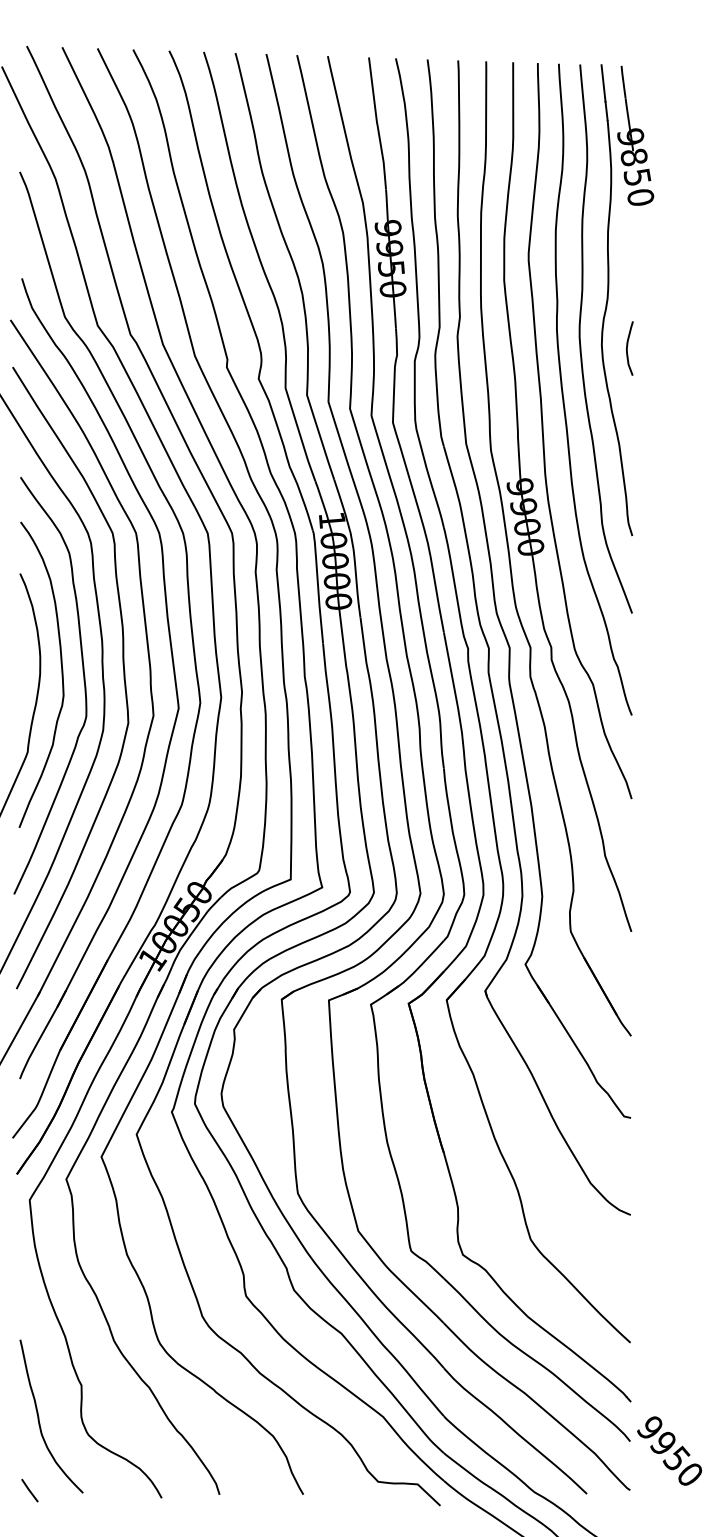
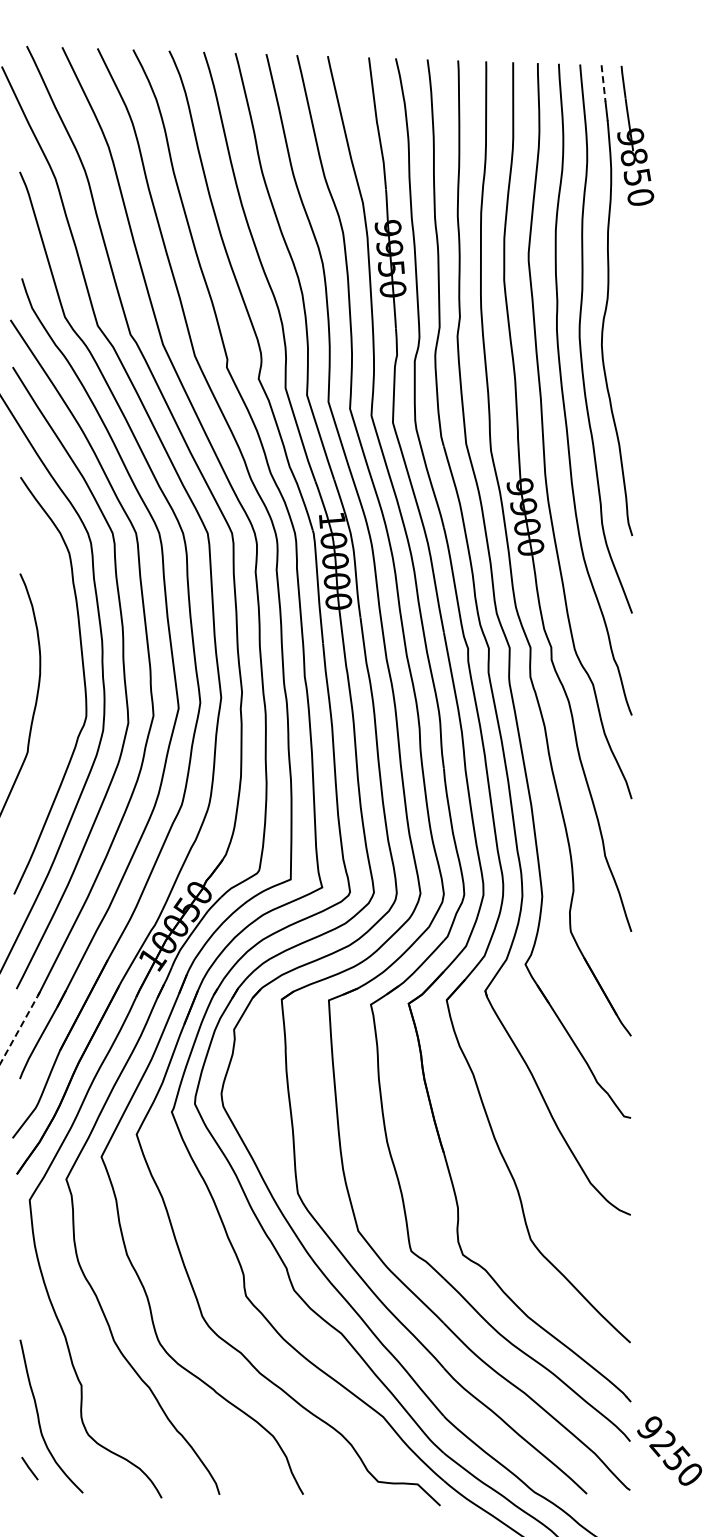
line: solid -> dashed (603, 84)
curve: present -> none (627, 348)
curve: present -> none (61, 674)
line: solid -> dashed (21, 1026)
text: 9950 -> 9250 (662, 1443)
line position: (29, 1490) -> (29, 1468) (29, 1468)
